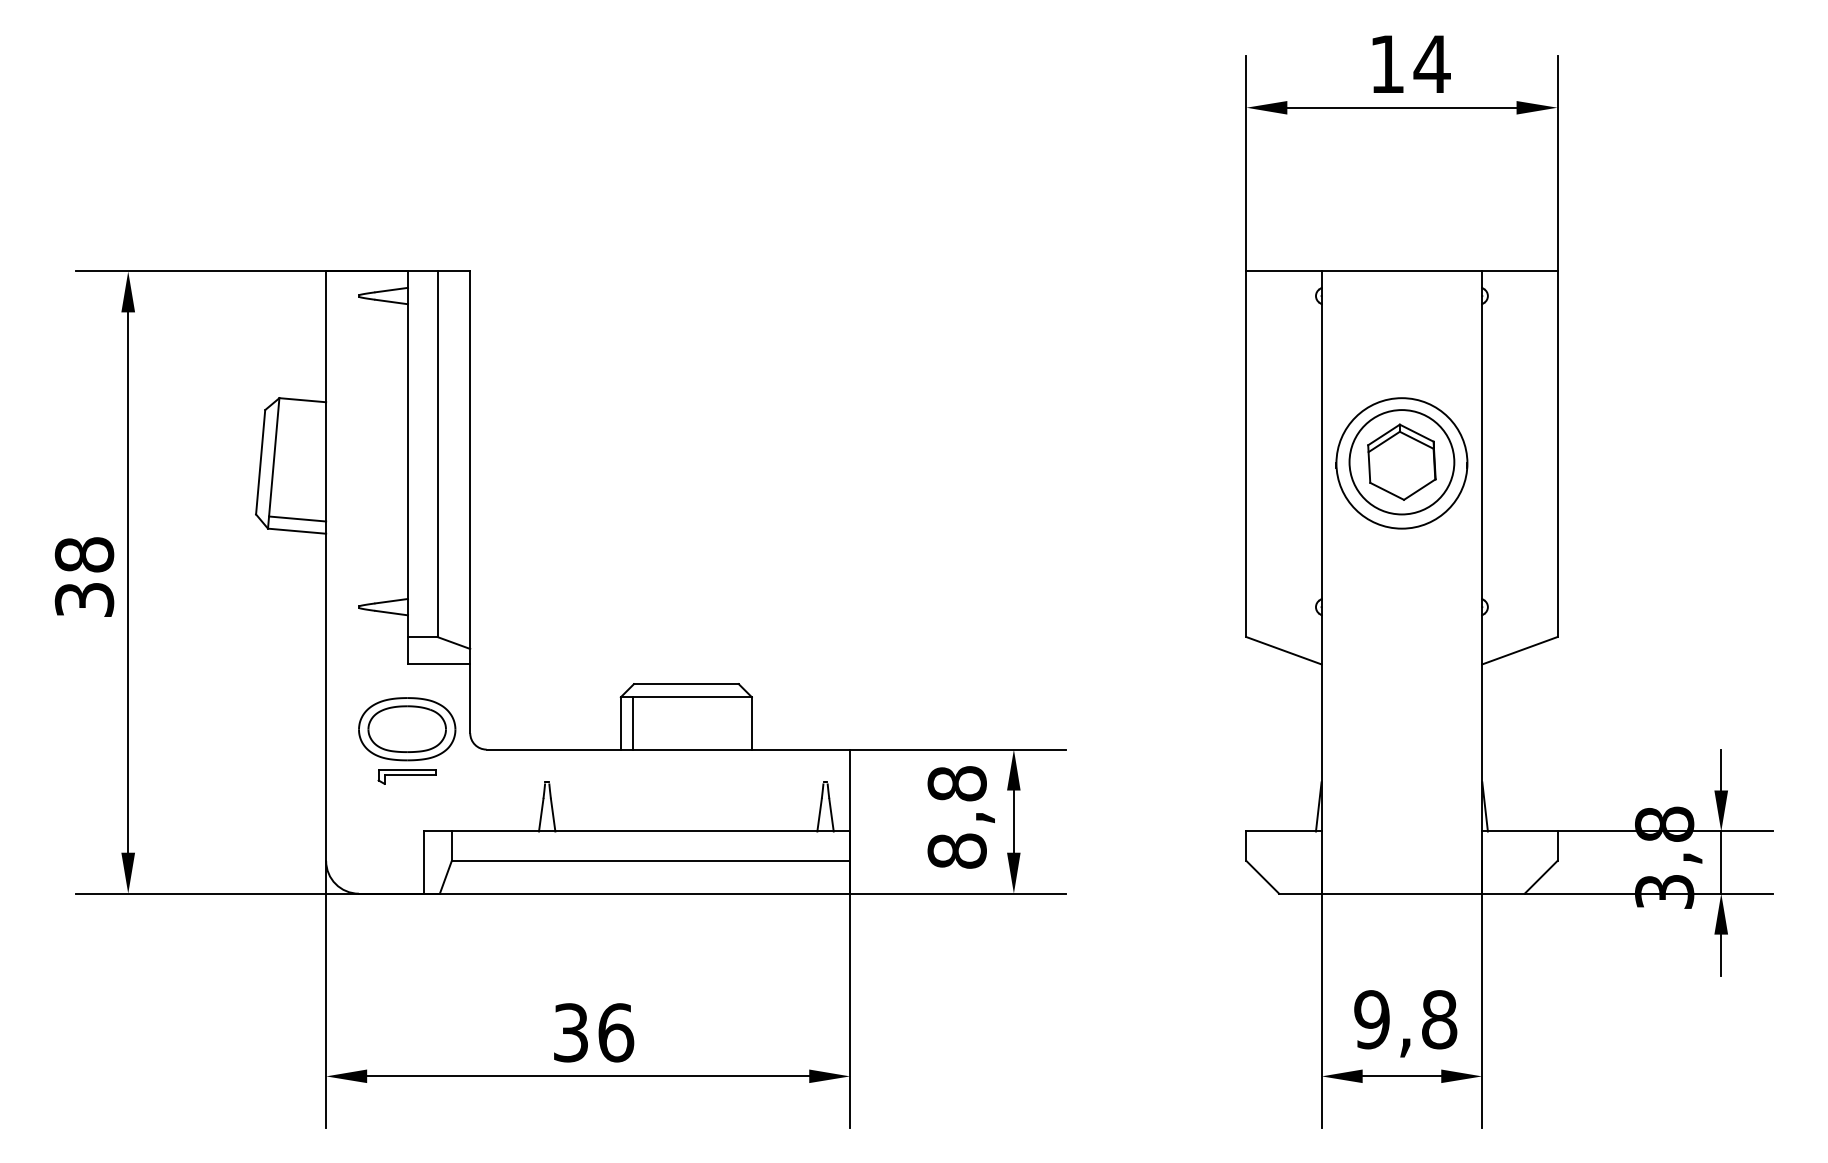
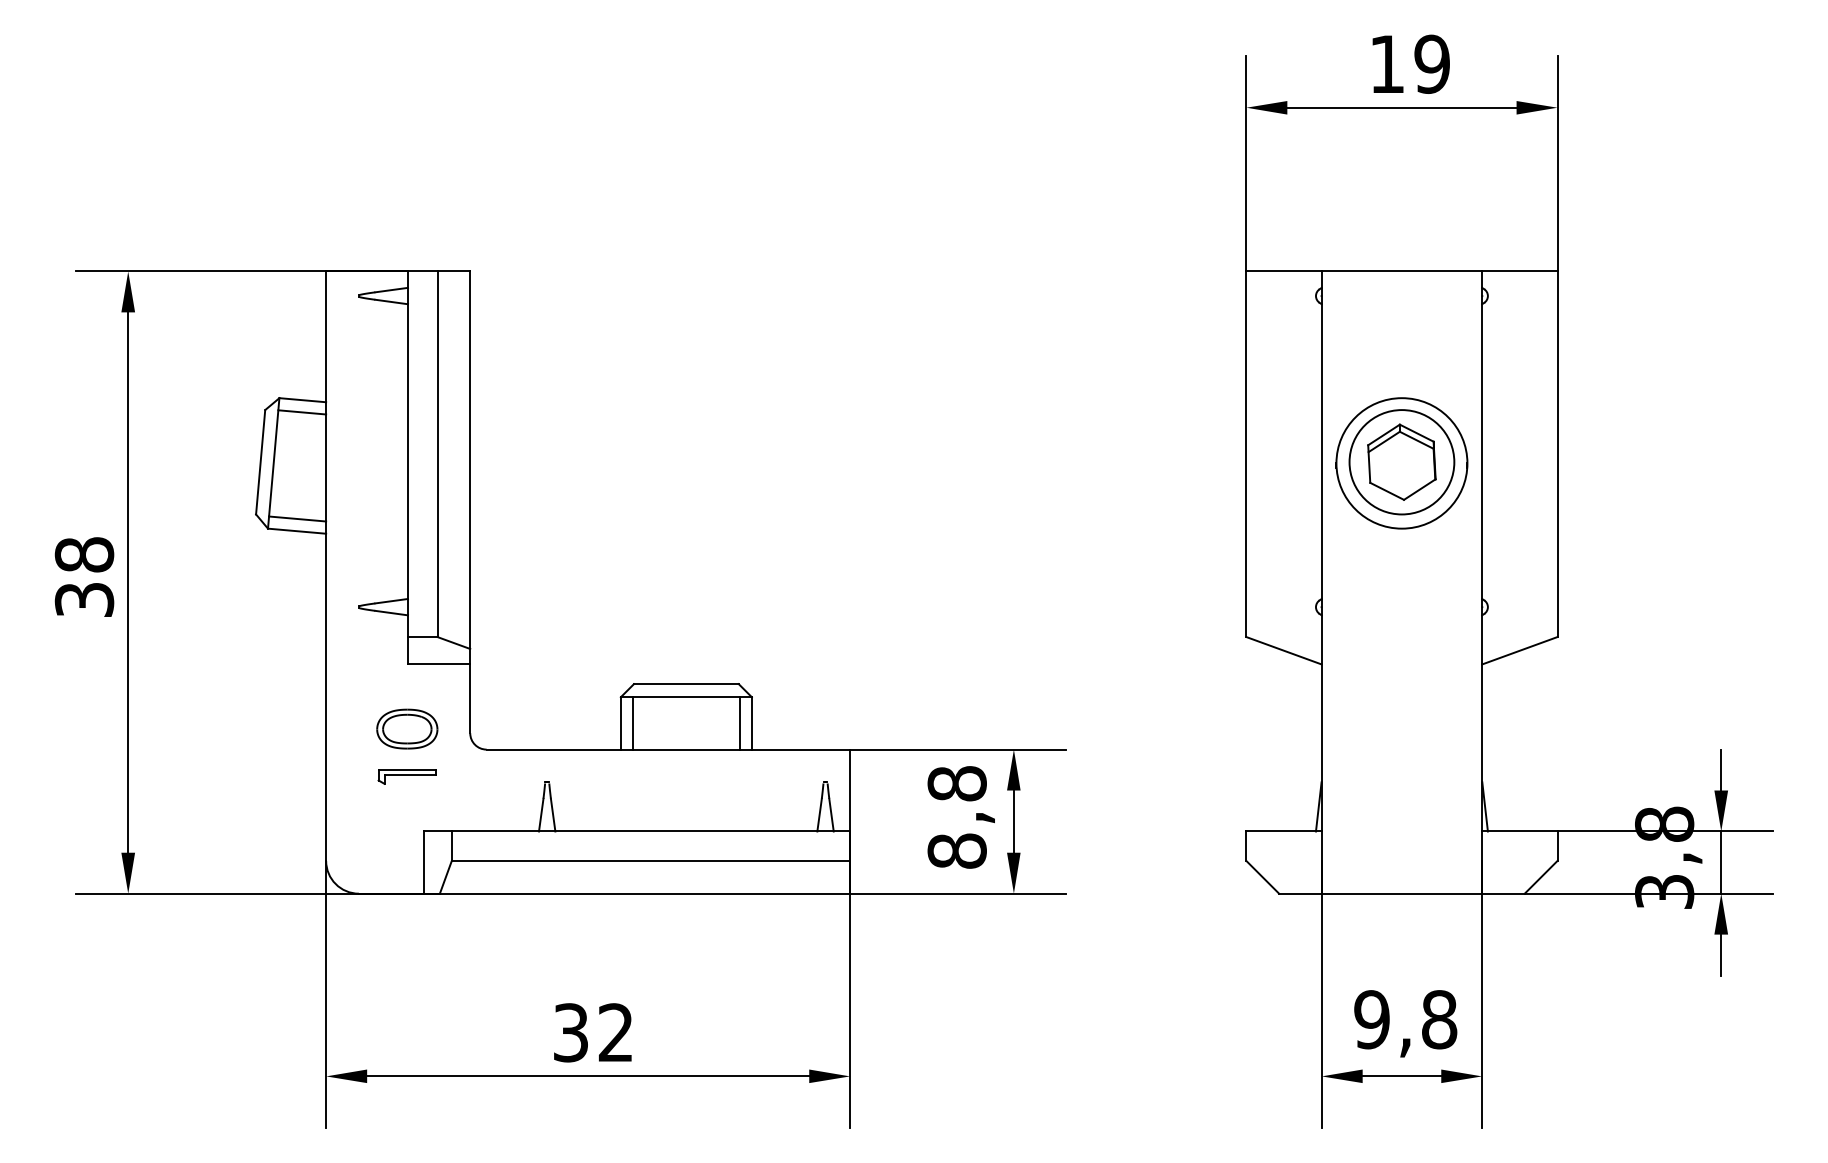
text: 14 -> 19 (1431, 63)
line: none -> present (302, 412)
line: none -> present (739, 723)
part size: 99x65 px -> 63x42 px (407, 728)
text: 36 -> 32 (616, 1032)
